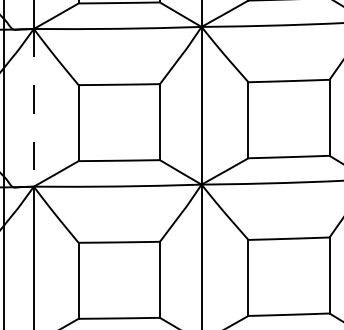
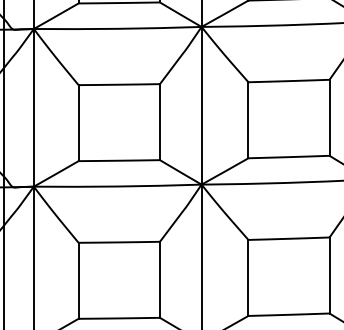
line: dashed -> solid (33, 107)
